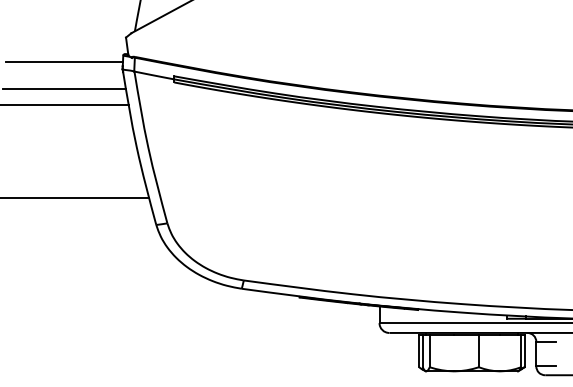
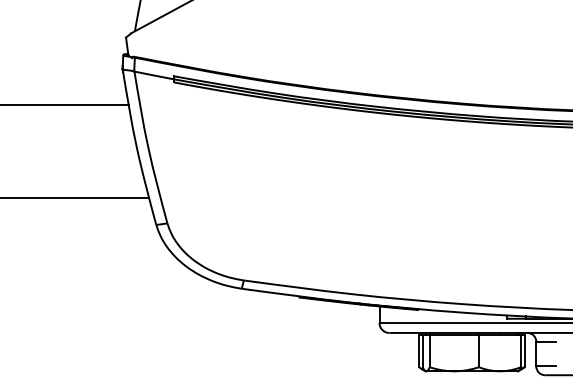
line: present -> none (64, 61)
line: present -> none (64, 89)
